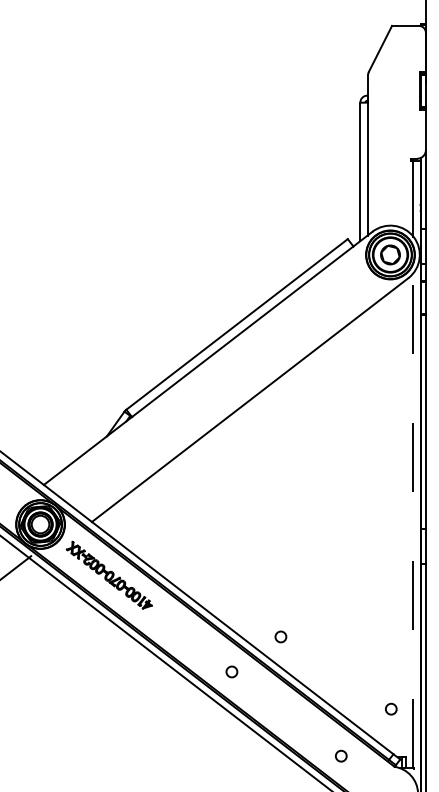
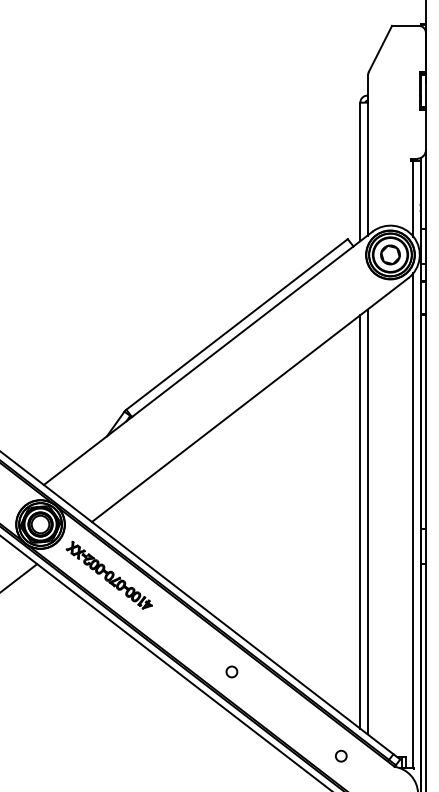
line: dashed -> solid (413, 520)
line: none -> present (360, 521)
line: none -> present (367, 521)
line position: (16, 567) -> (19, 577) (19, 577)
circle: present -> none (280, 636)
circle: present -> none (391, 708)
